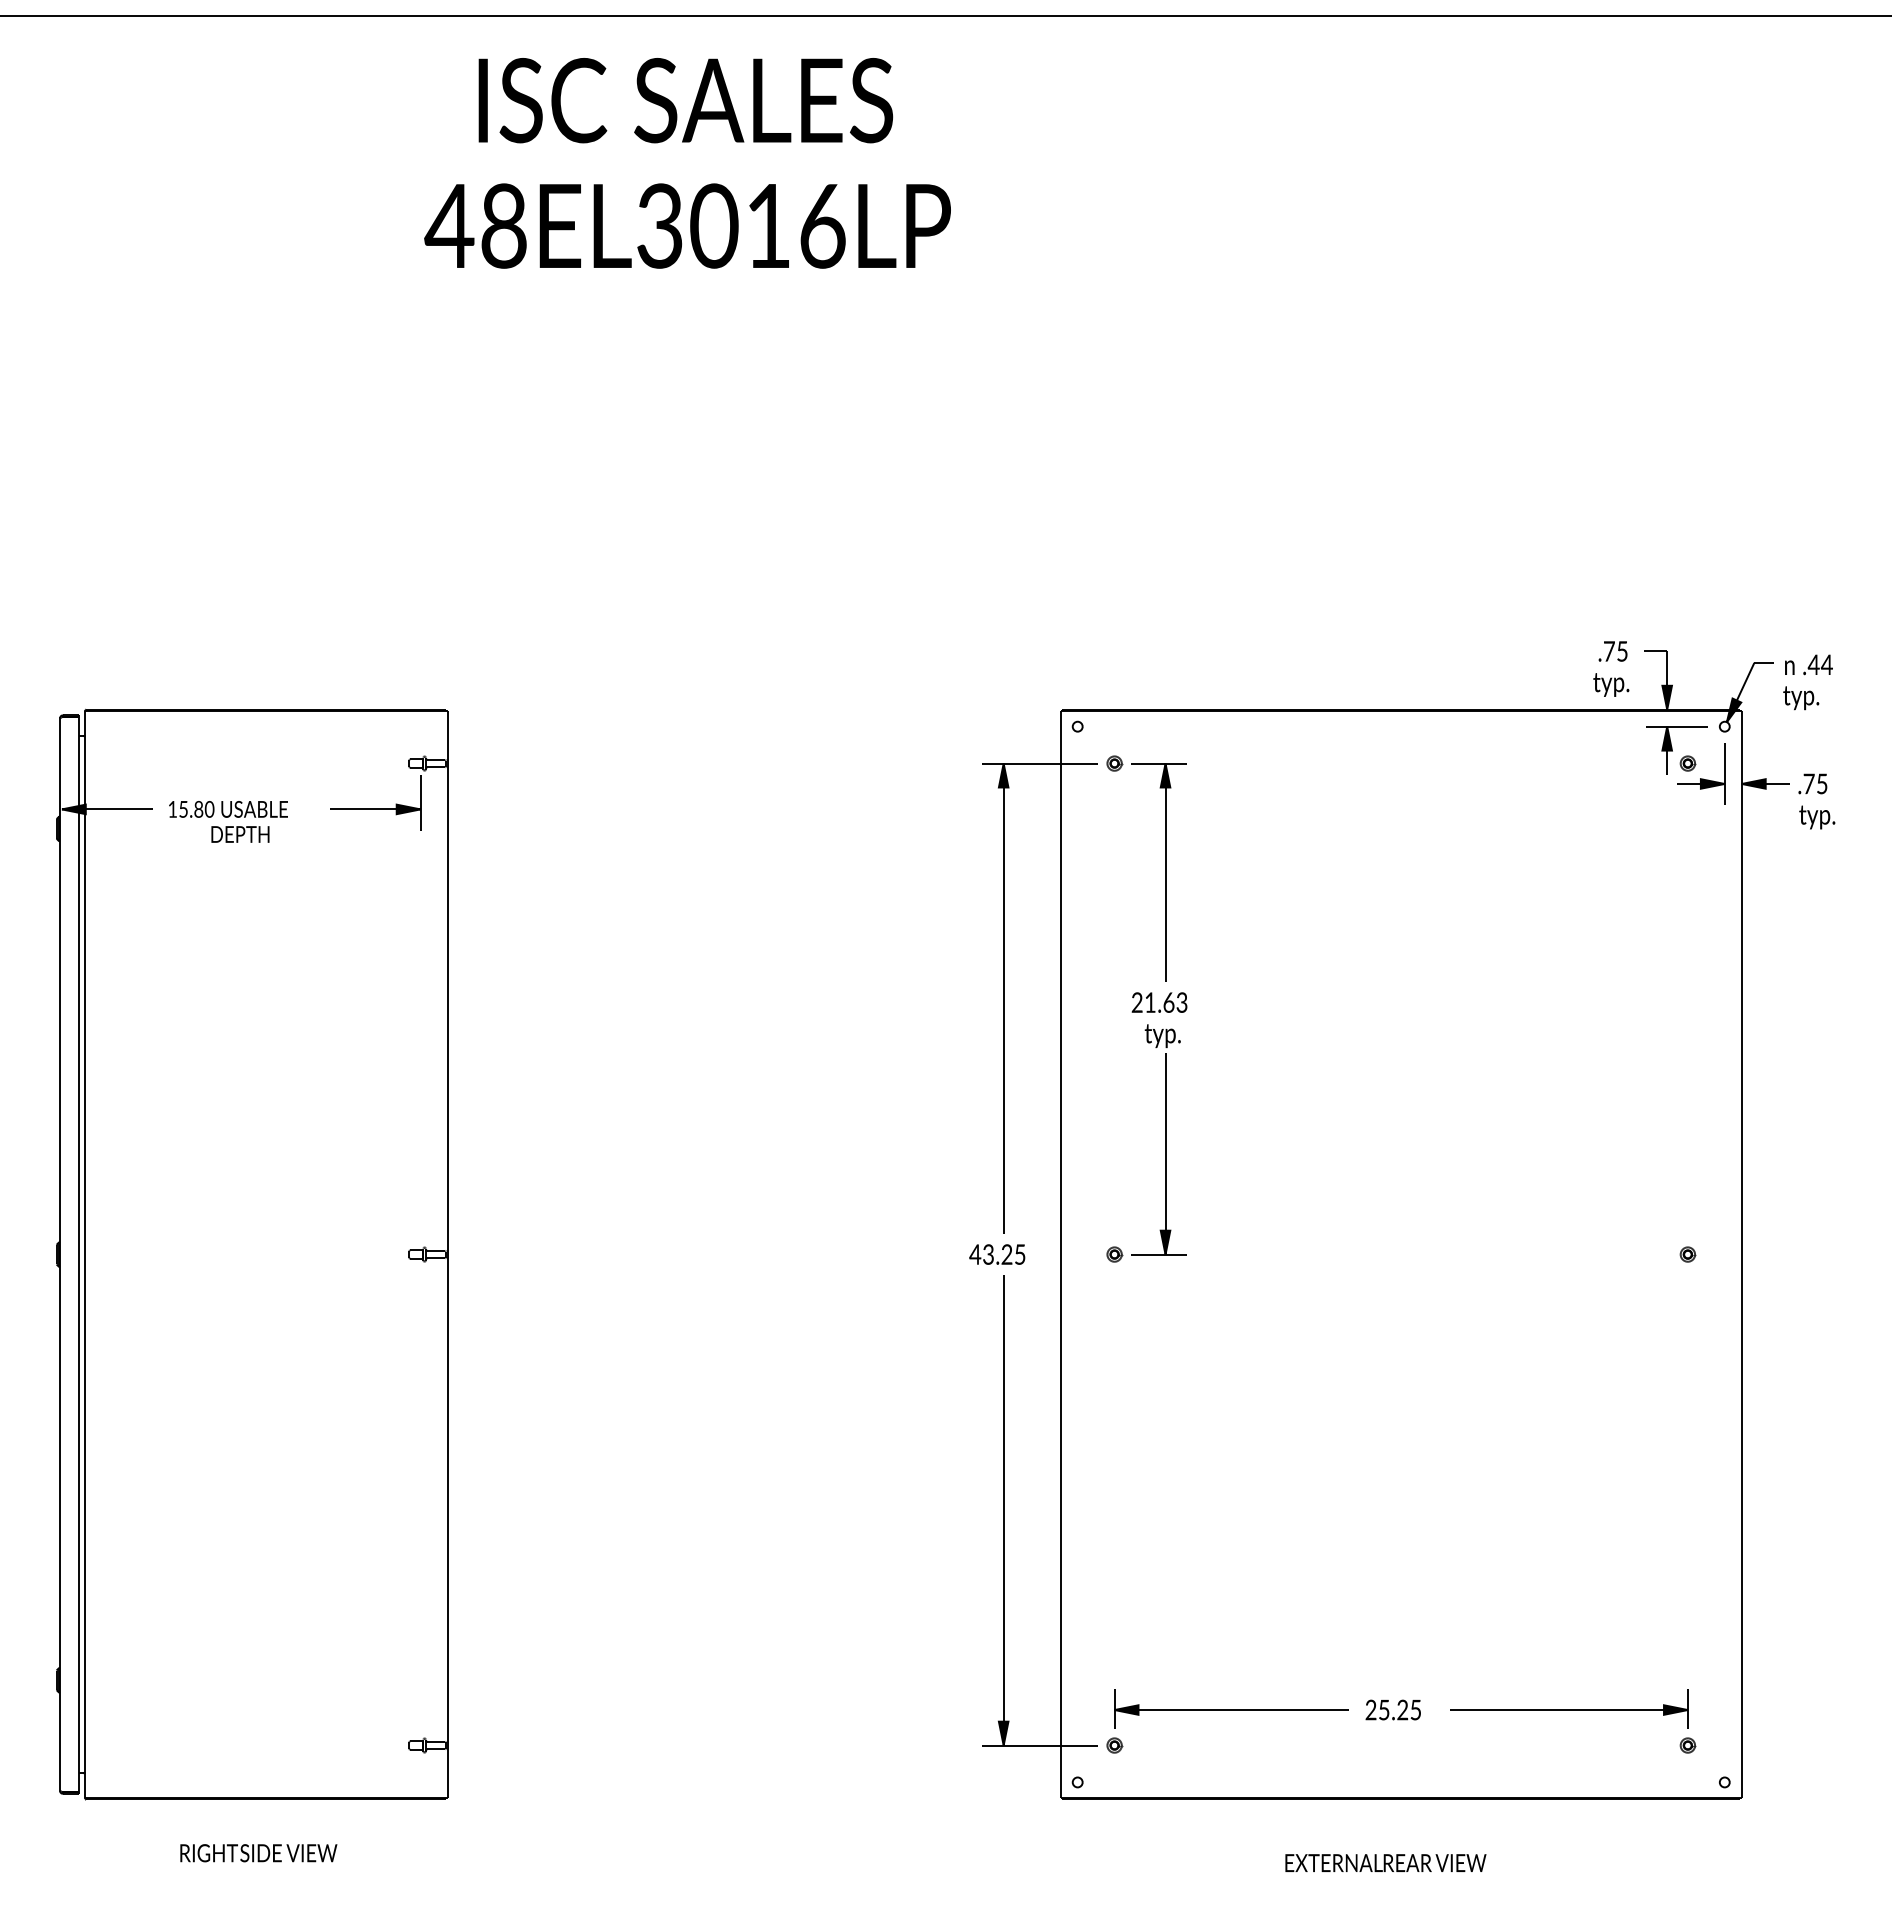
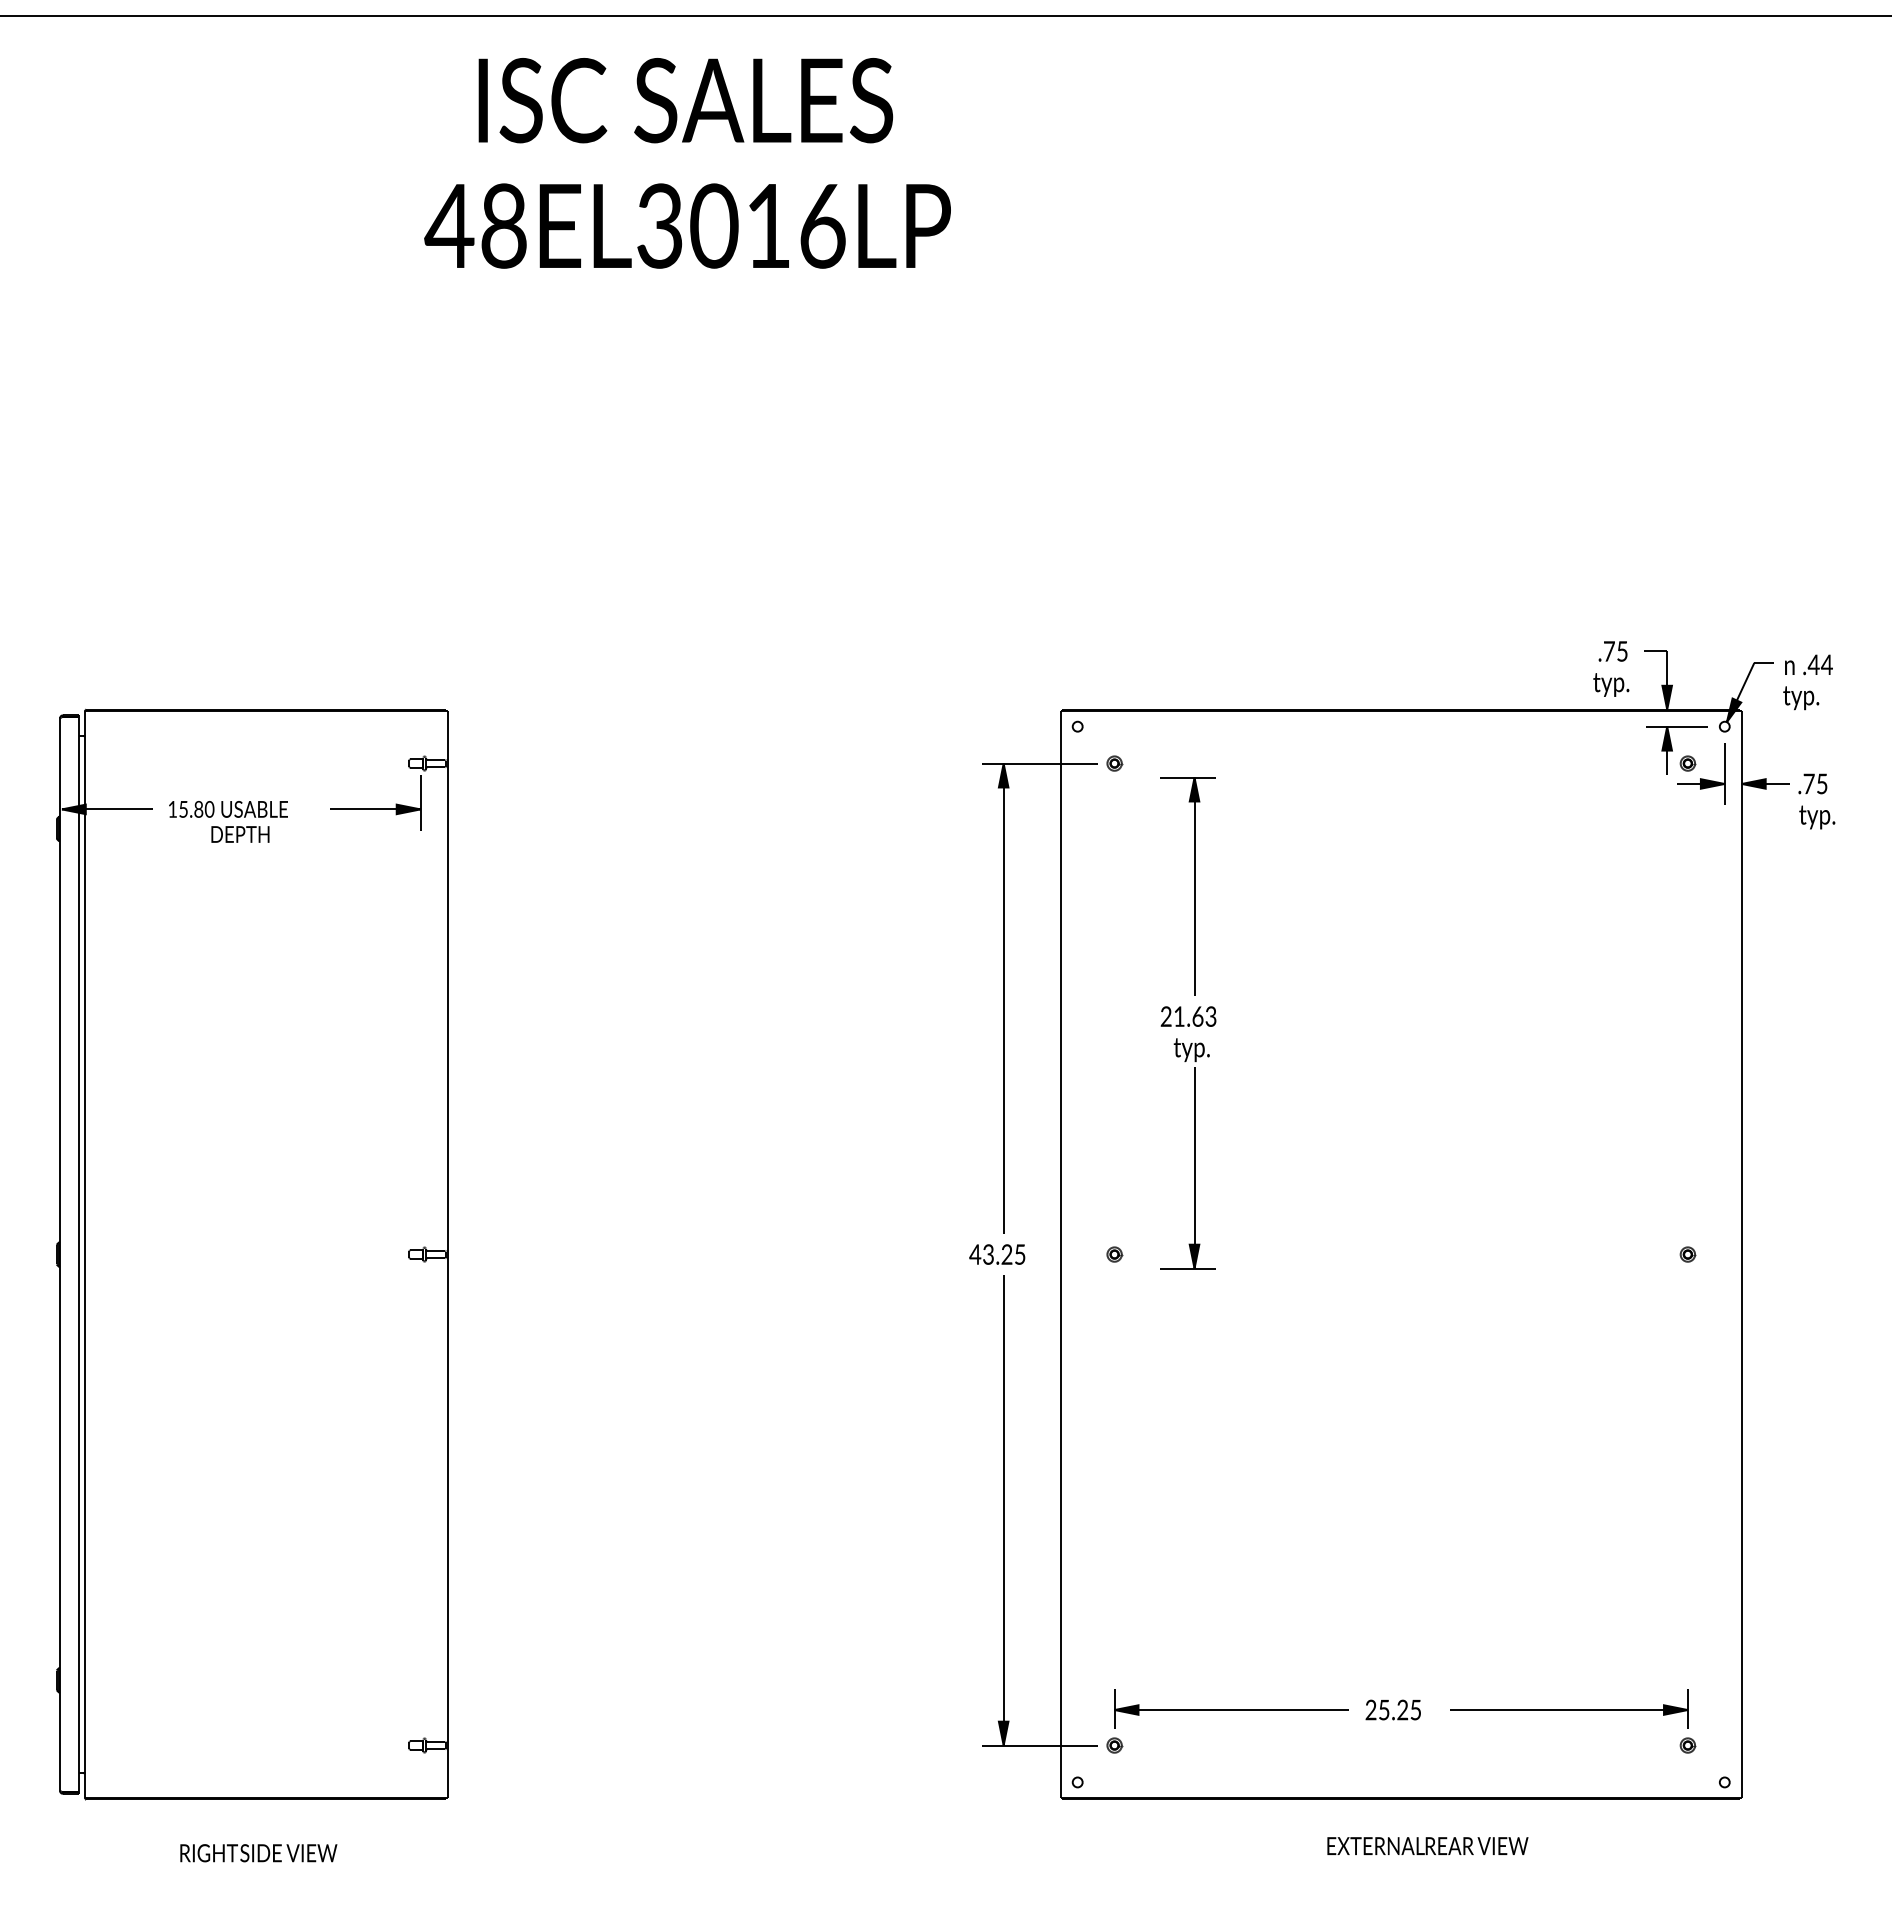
part position: (1159, 1009) -> (1188, 1023) (1188, 1023)
text position: (1385, 1862) -> (1427, 1845) (1427, 1845)
